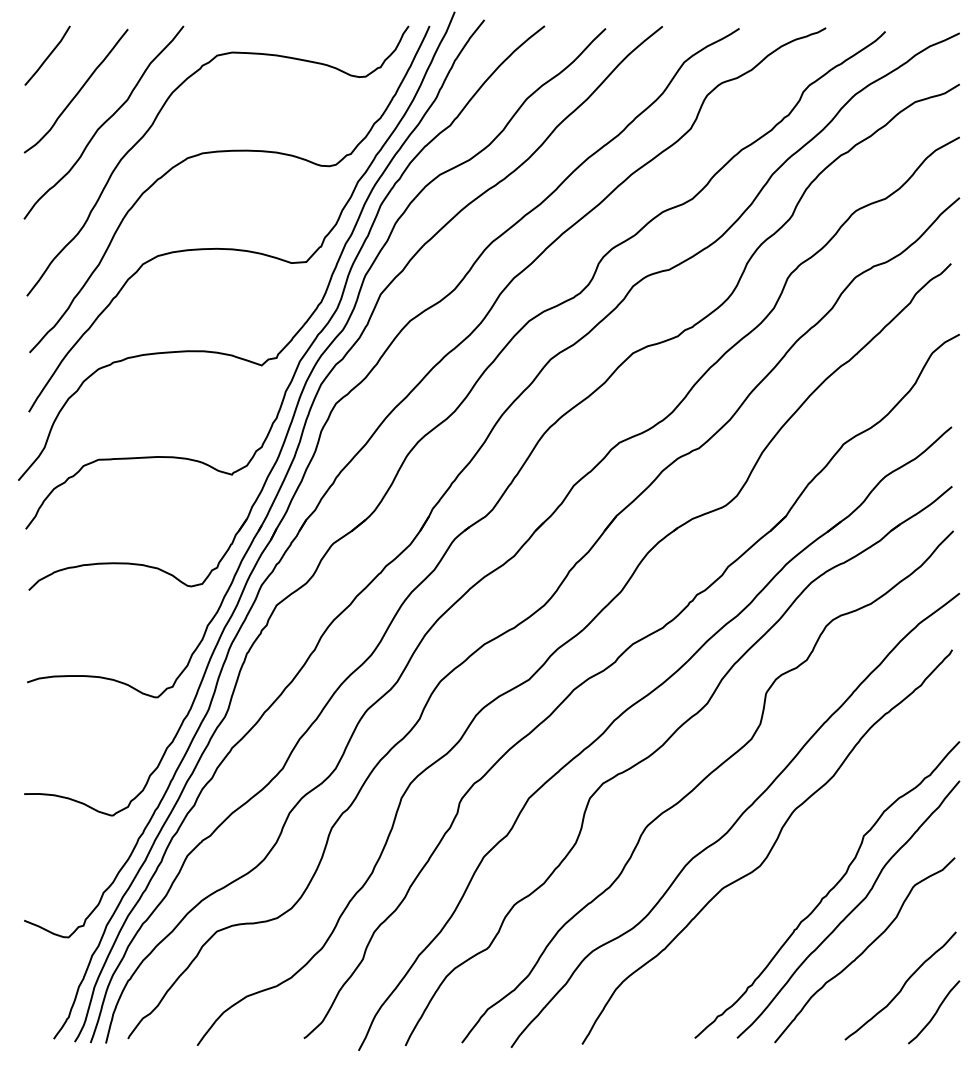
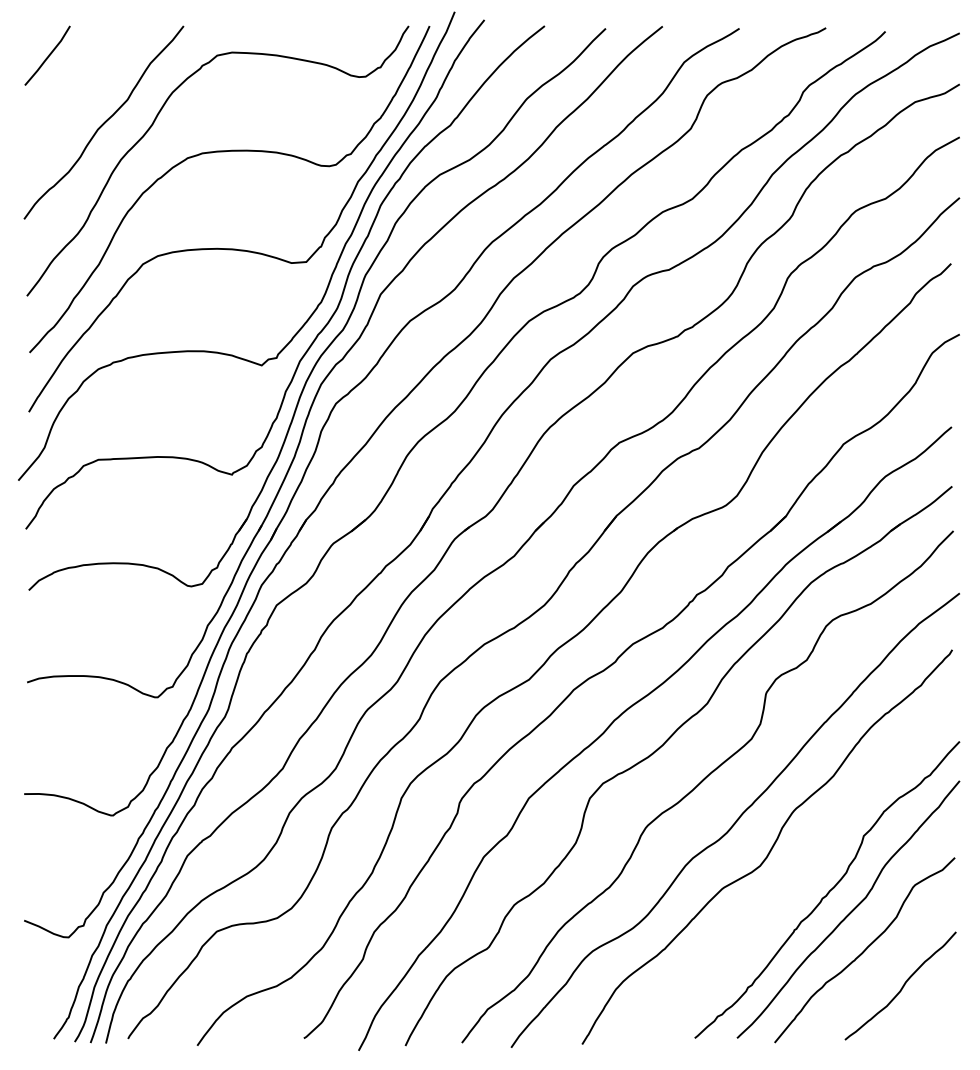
curve: present -> none (77, 91)
curve: present -> none (935, 1012)
